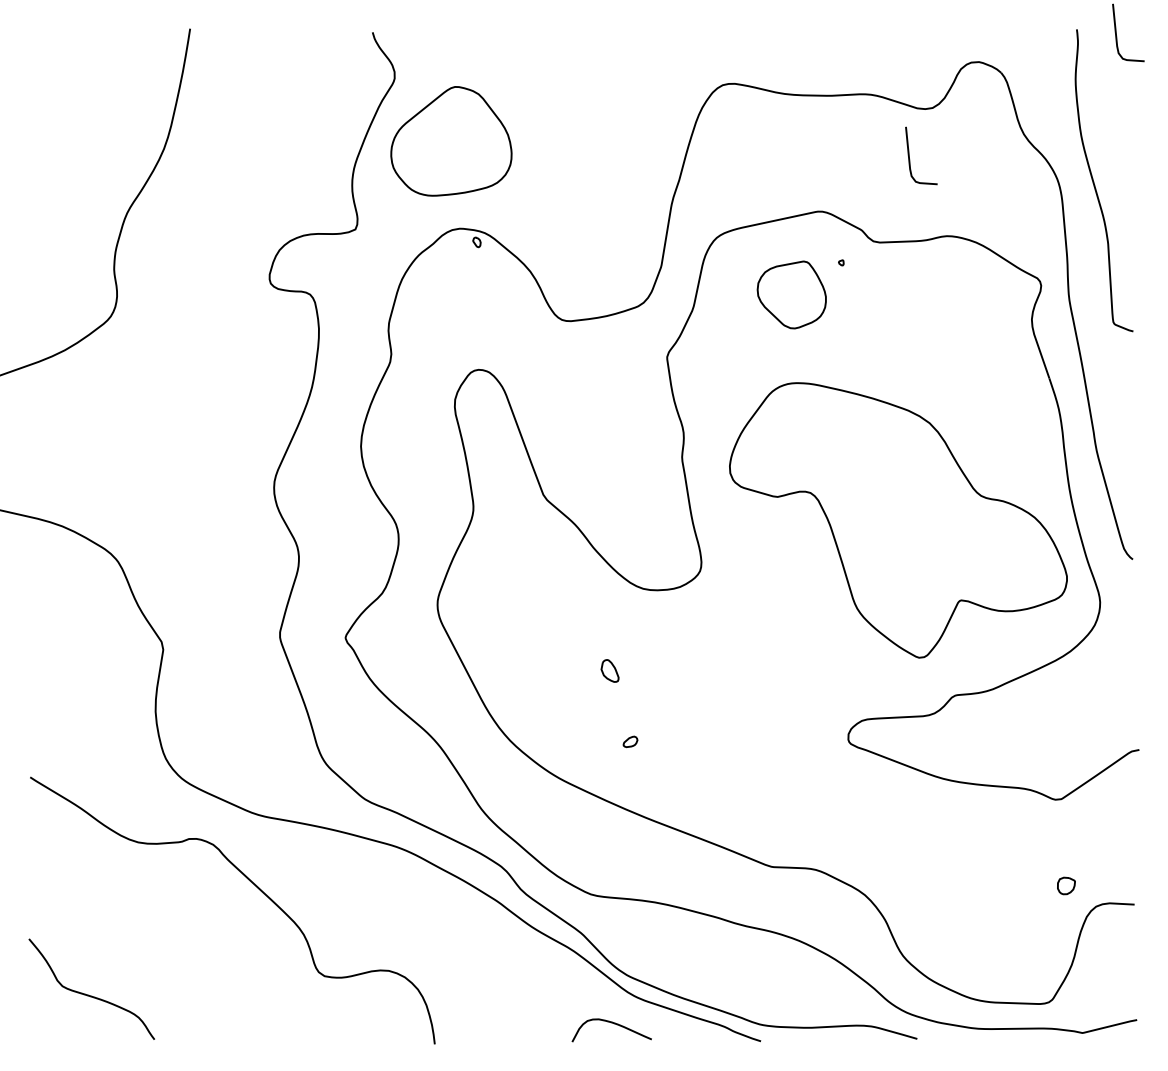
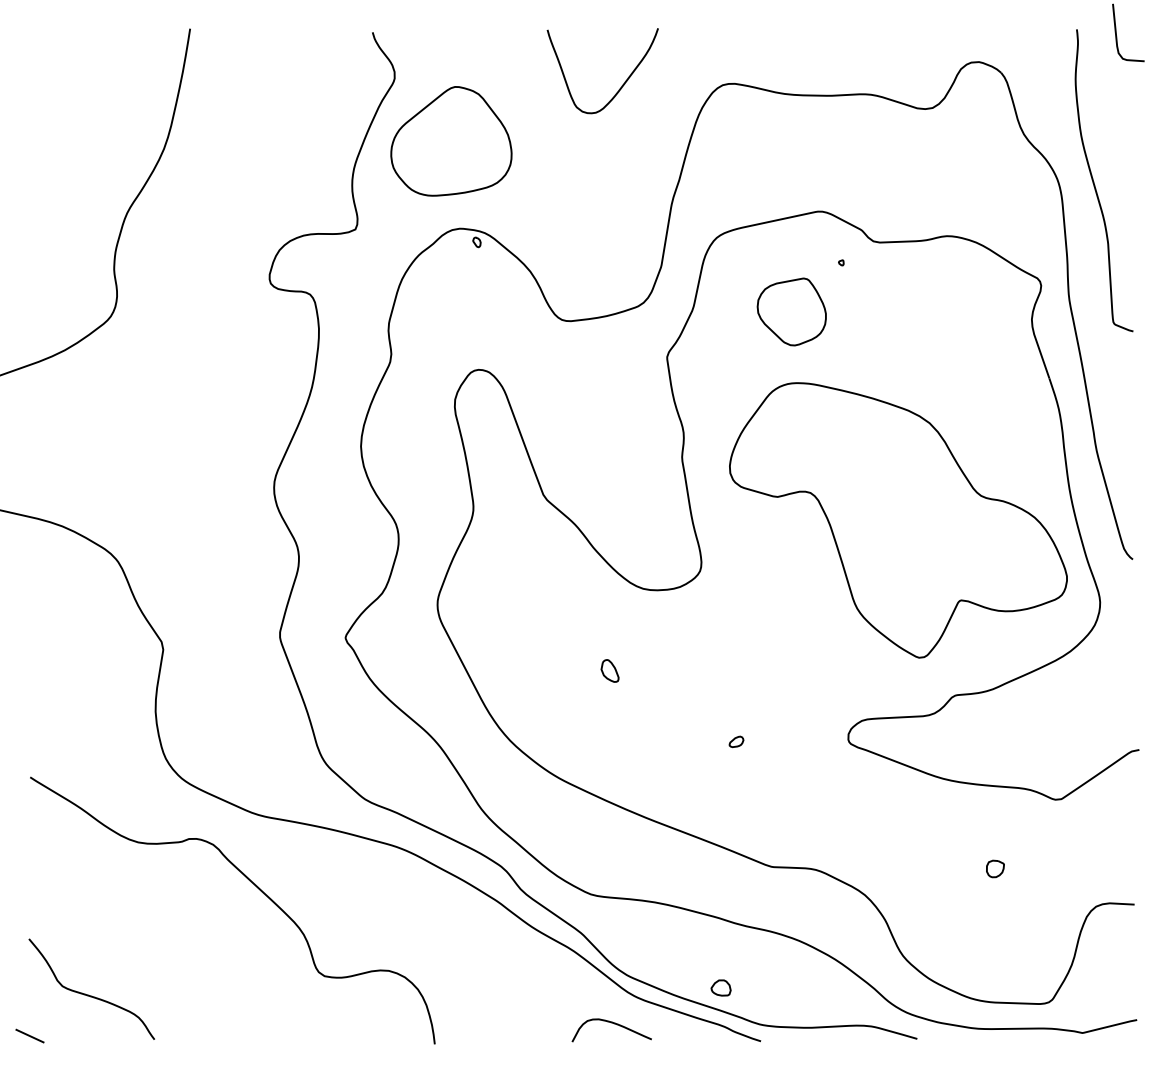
curve: none -> present (621, 85)
curve: present -> none (910, 159)
part position: (791, 294) -> (791, 311) (791, 311)
part position: (630, 741) -> (736, 741) (736, 741)
part position: (1066, 885) -> (995, 868) (995, 868)
part: none -> present (720, 987)
line: none -> present (29, 1035)
